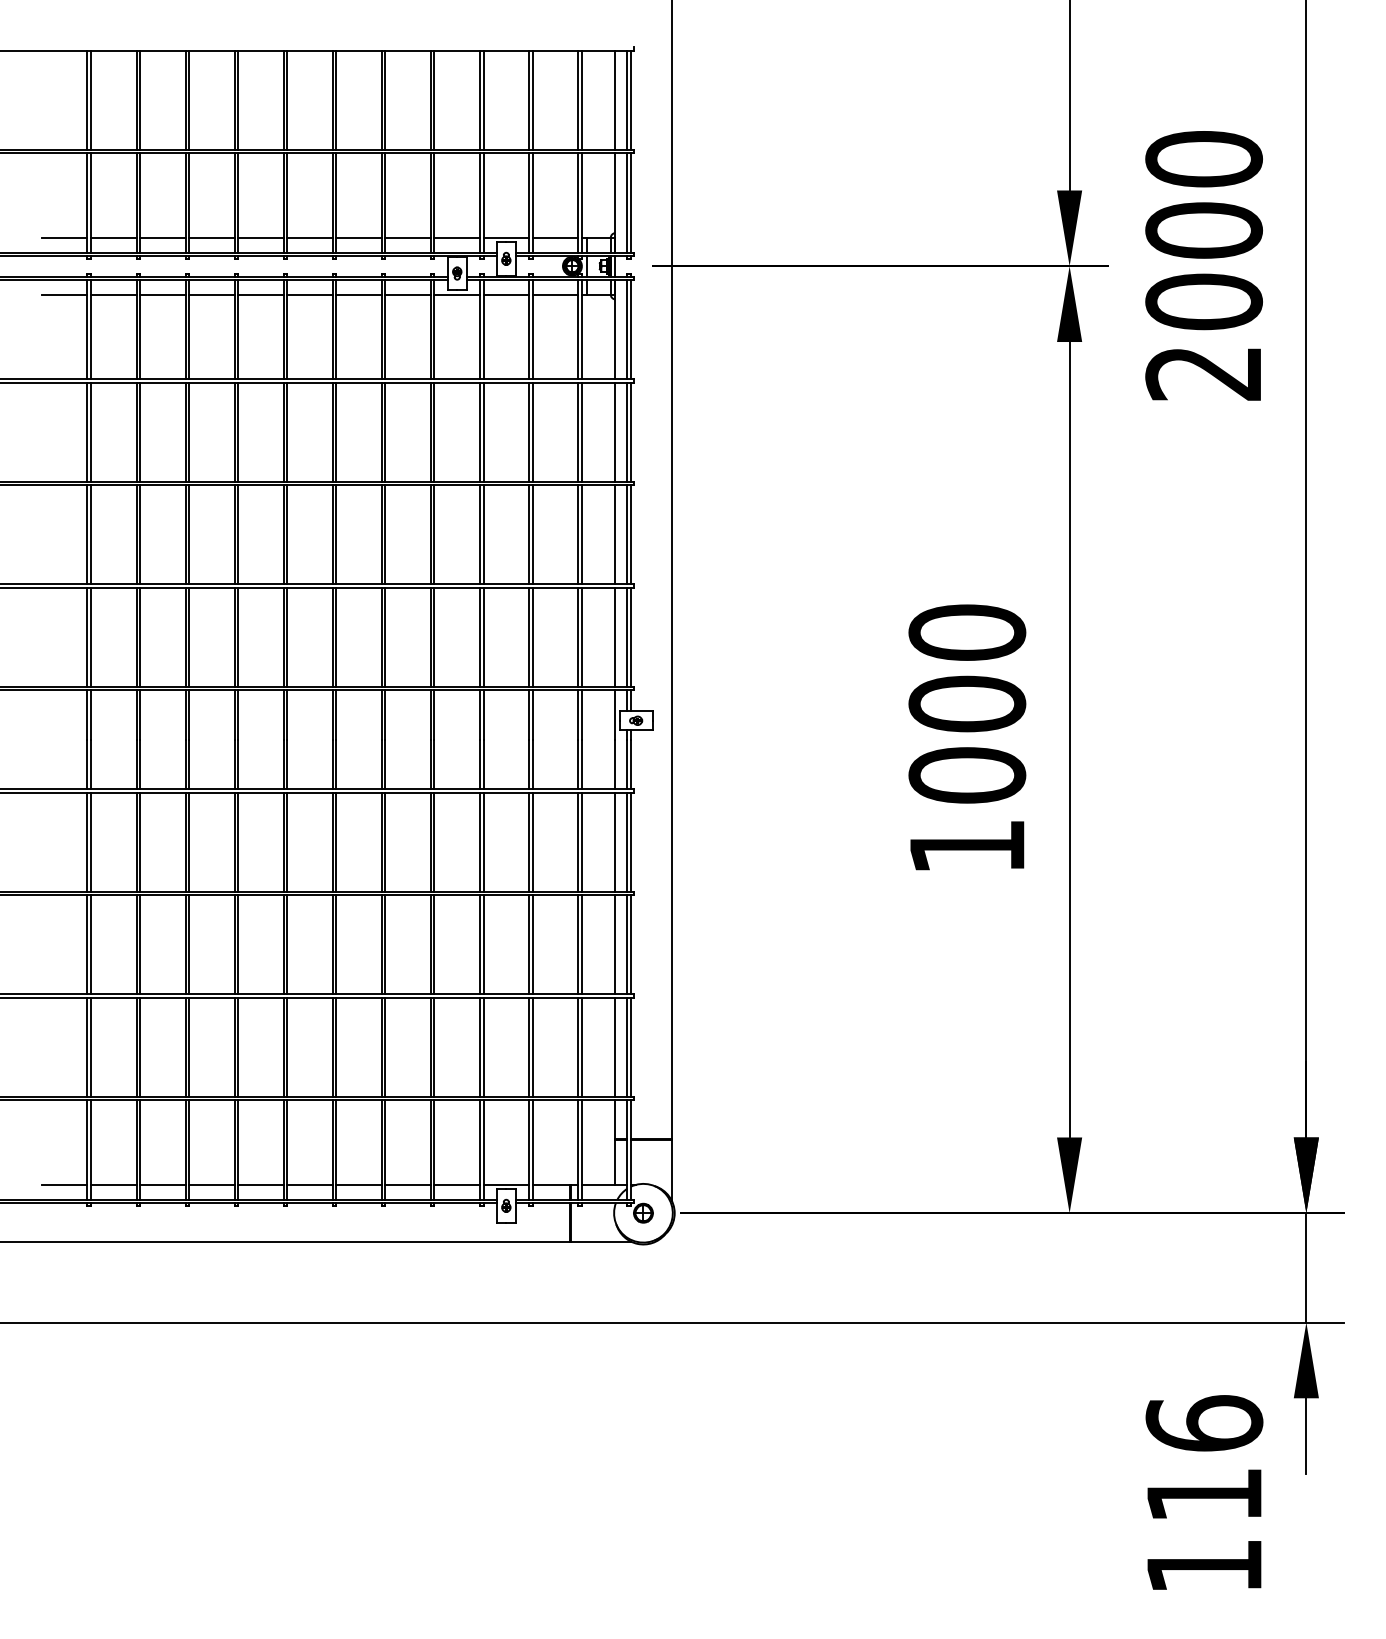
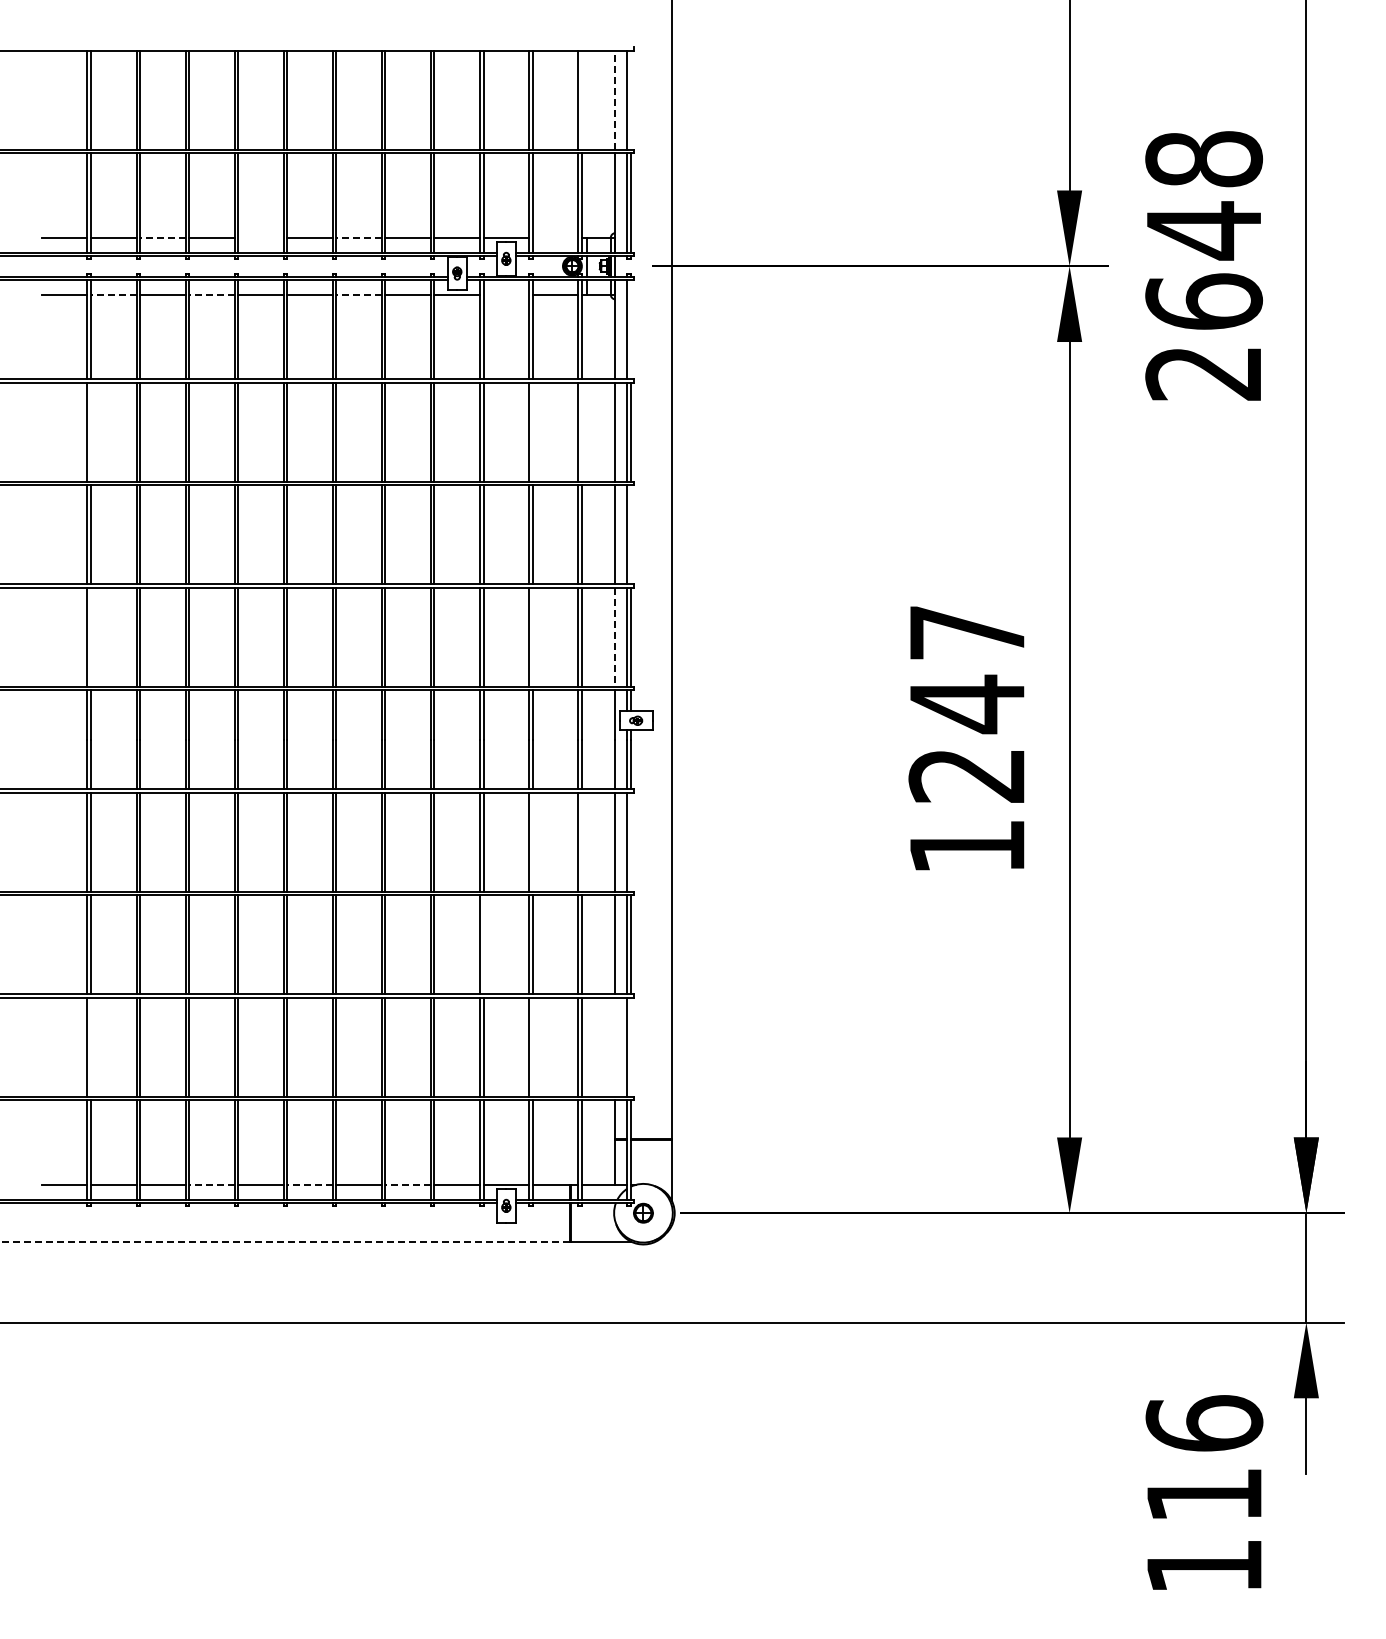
line: present -> none (581, 100)
line: solid -> dashed (615, 100)
line: present -> none (630, 100)
text: 2000 -> 2648 (1204, 230)
line: solid -> dashed (162, 237)
line: present -> none (260, 237)
line: solid -> dashed (359, 237)
line: present -> none (555, 237)
line: solid -> dashed (113, 294)
line: solid -> dashed (211, 294)
line: solid -> dashed (359, 294)
line: present -> none (506, 294)
line: present -> none (630, 329)
line: present -> none (90, 431)
line: present -> none (532, 431)
line: present -> none (581, 431)
line: present -> none (630, 534)
line: present -> none (90, 636)
line: present -> none (532, 636)
line: solid -> dashed (615, 637)
text: 1000 -> 1247 (967, 703)
line: present -> none (532, 841)
line: present -> none (581, 841)
line: present -> none (630, 841)
line: present -> none (483, 944)
line: present -> none (90, 1047)
line: present -> none (532, 1047)
line: present -> none (615, 1047)
line: present -> none (630, 1047)
line: solid -> dashed (211, 1184)
line: solid -> dashed (310, 1184)
line: solid -> dashed (408, 1184)
line: solid -> dashed (284, 1241)
